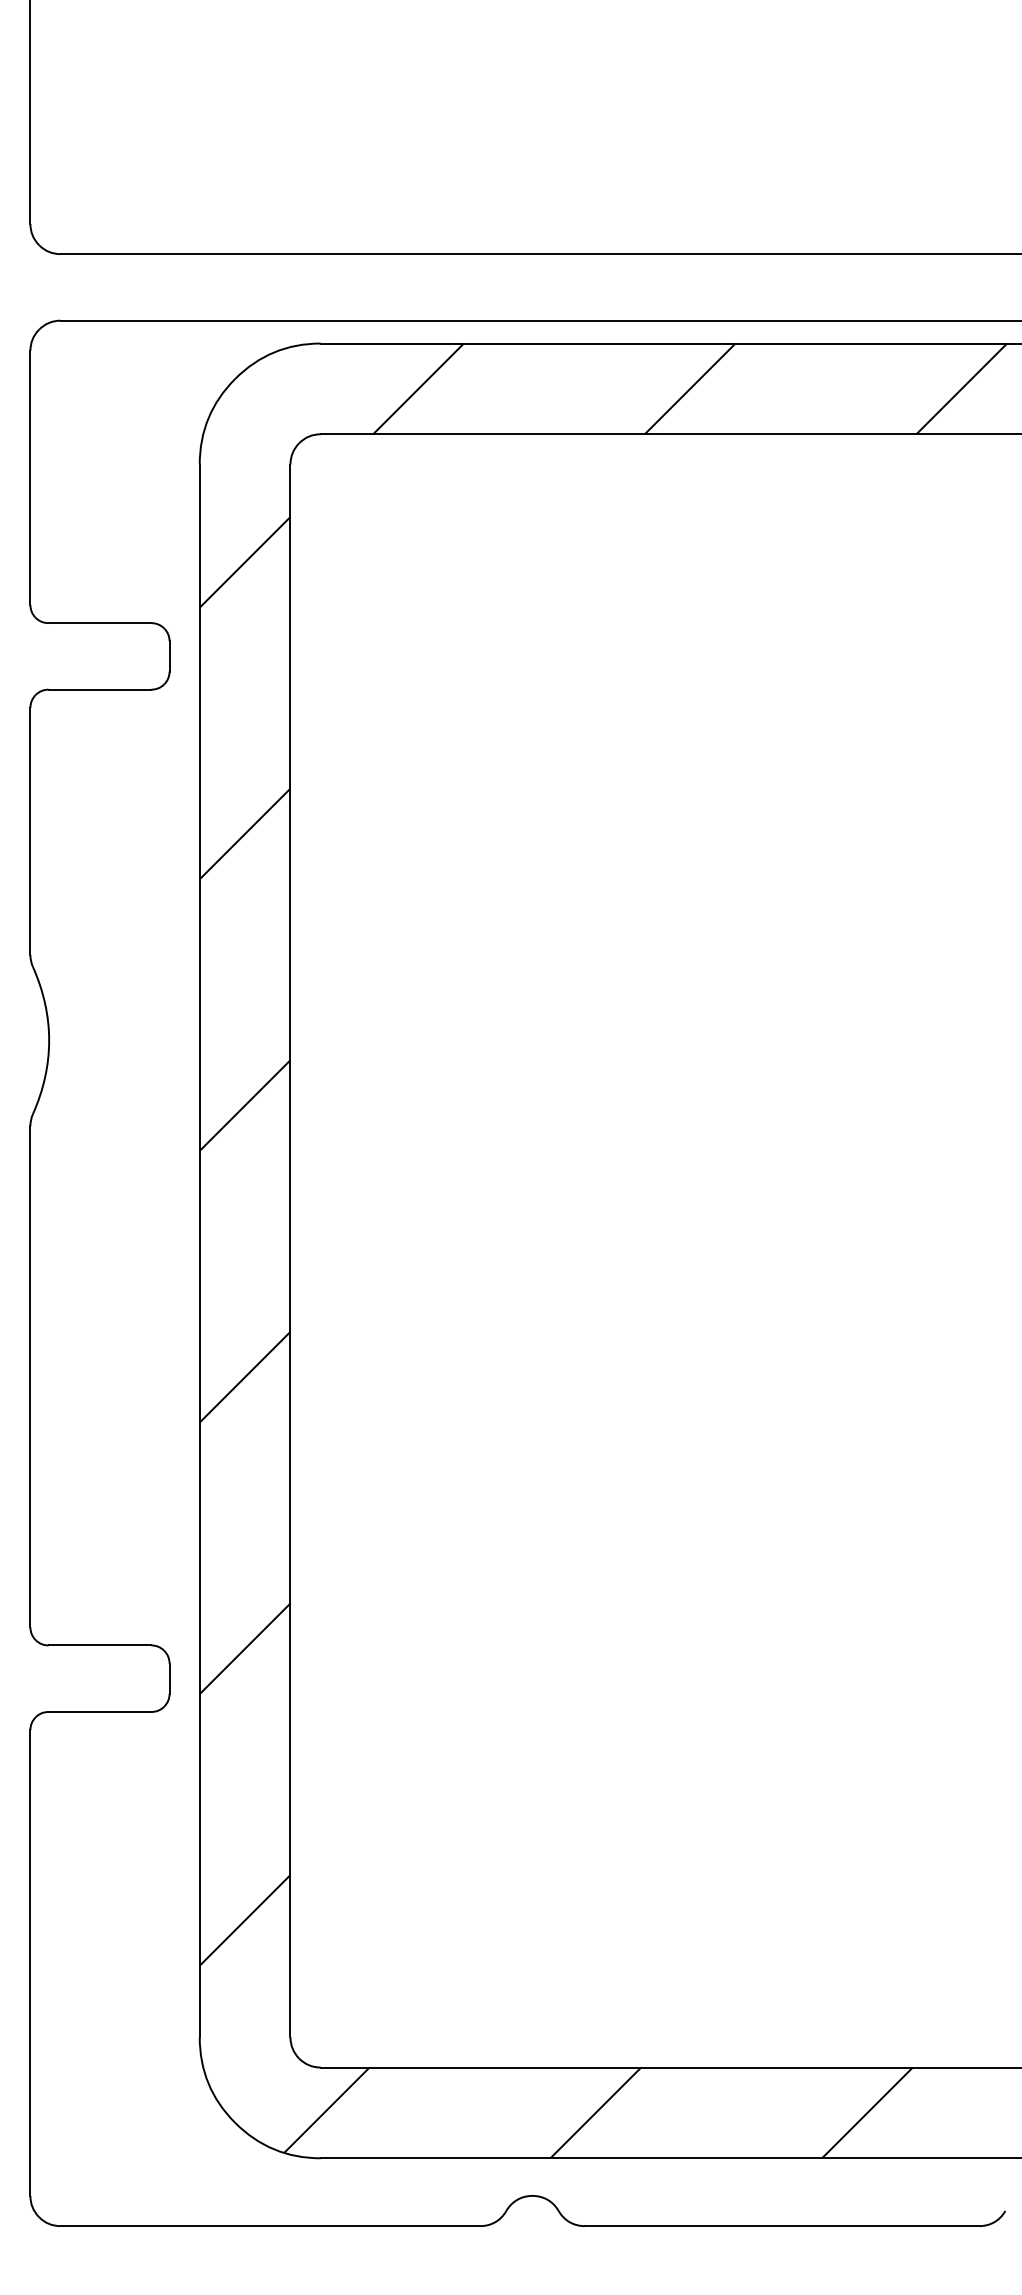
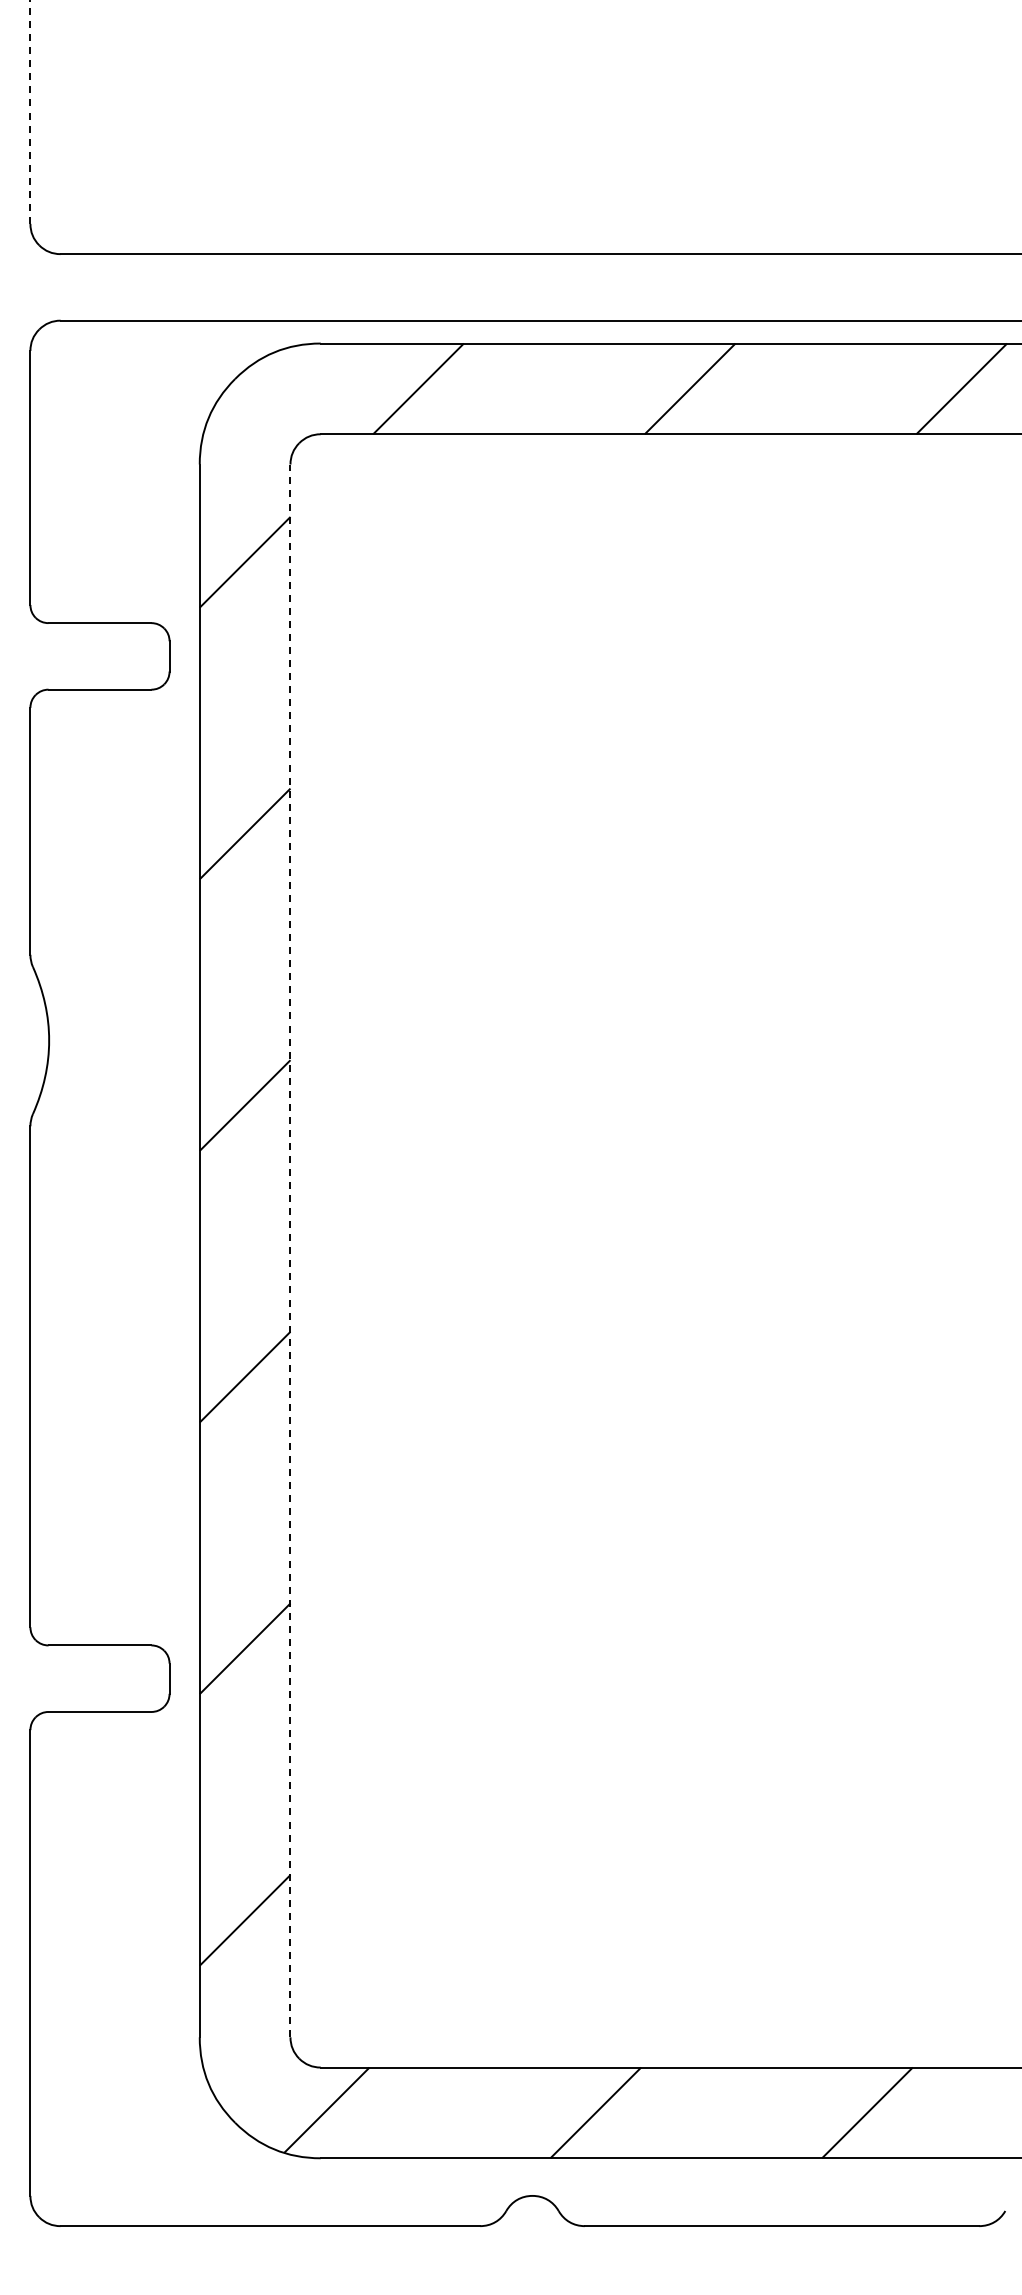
line: solid -> dashed (30, 111)
line: solid -> dashed (290, 1250)
